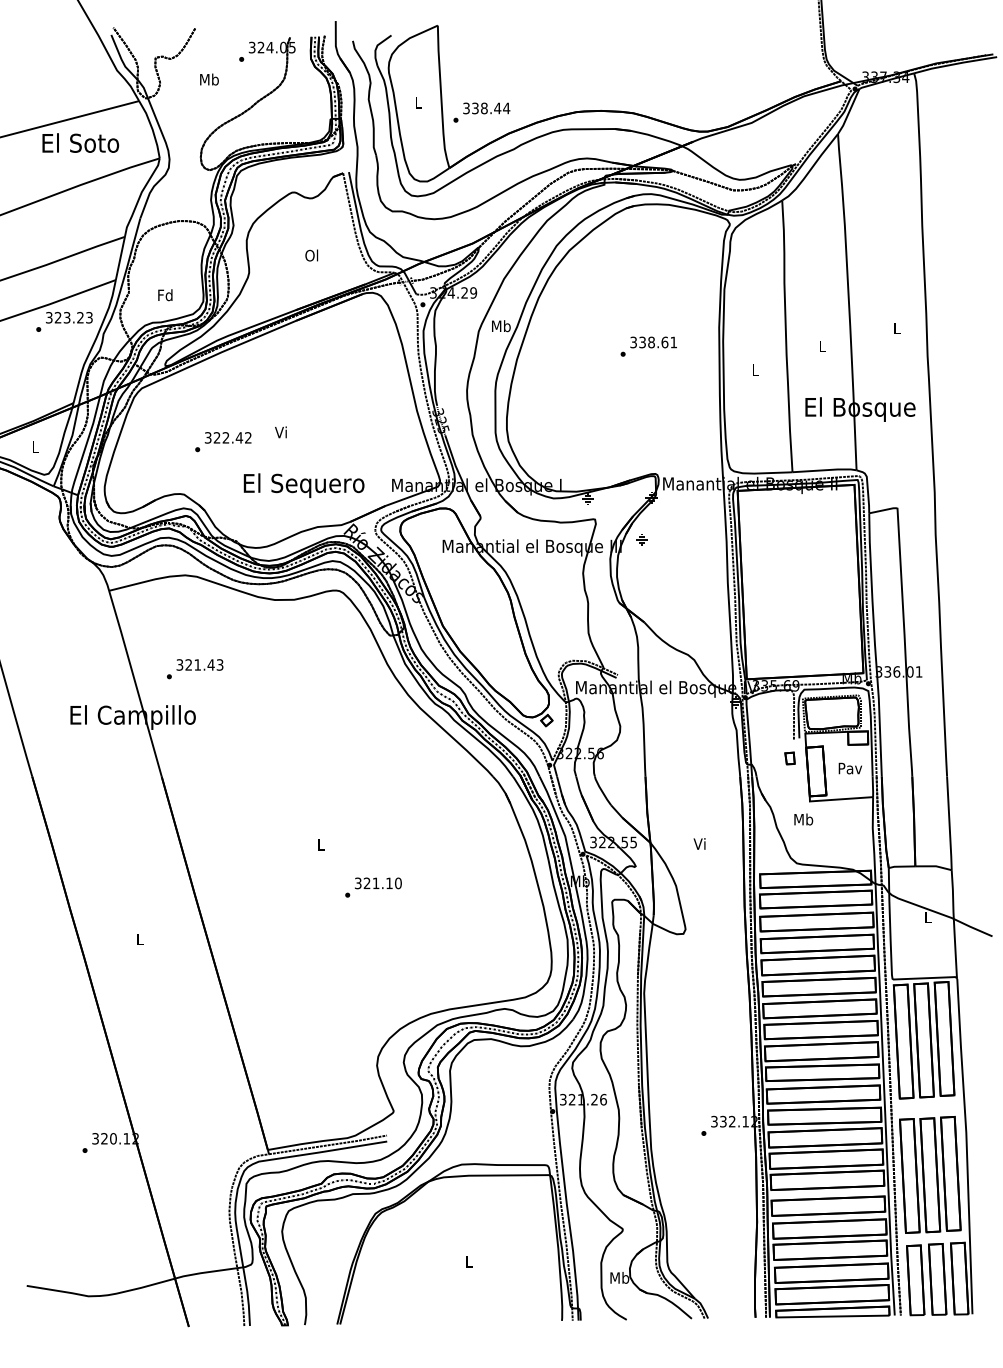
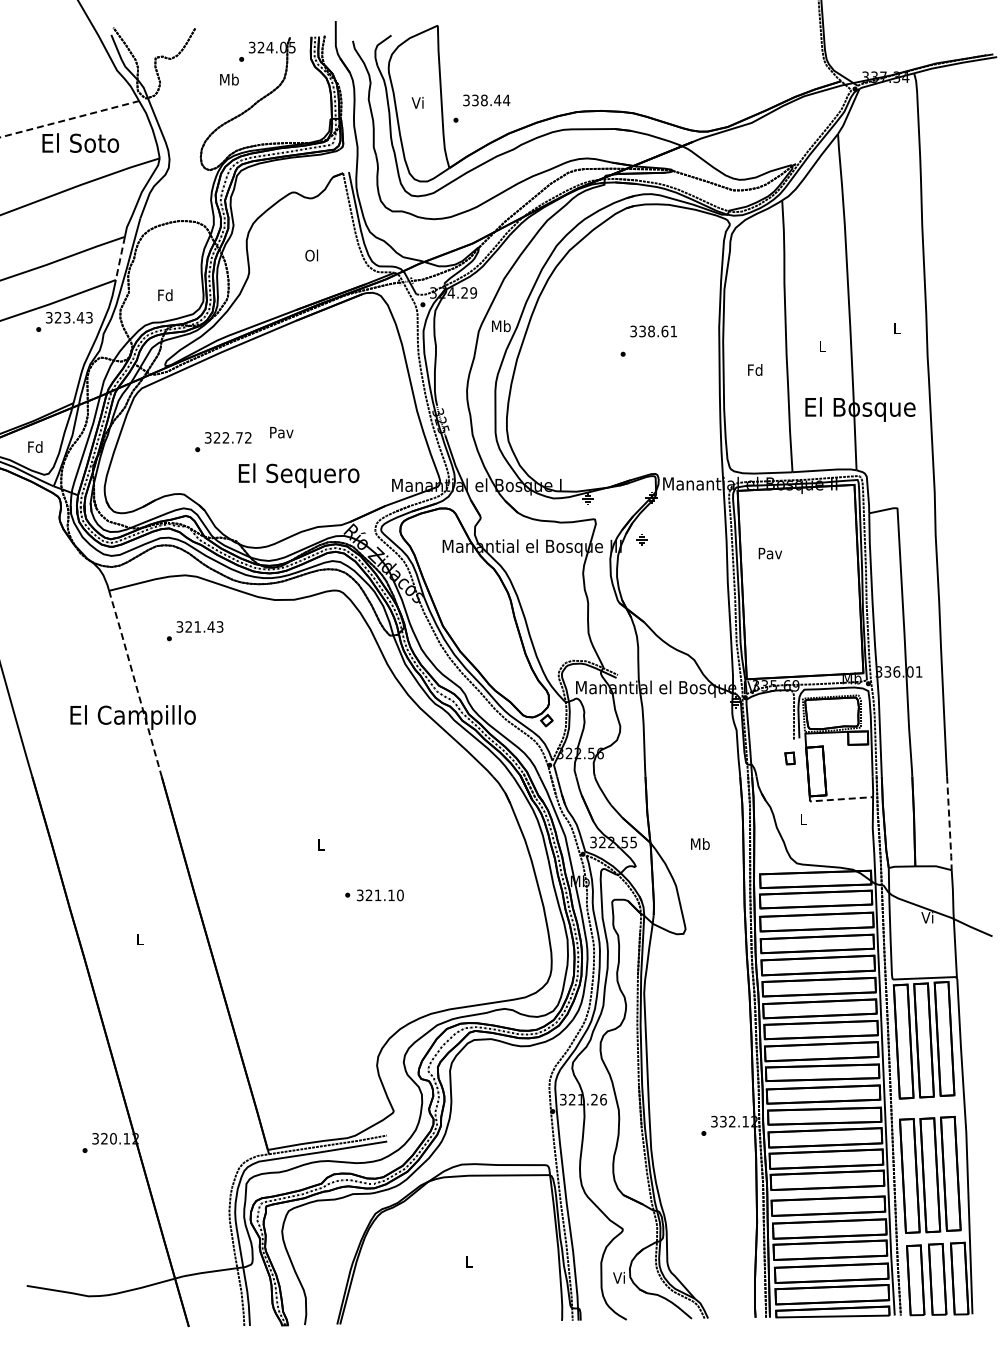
text position: (209, 79) -> (229, 79) (229, 79)
text: L -> Vi (417, 102)
text position: (486, 108) -> (486, 100) (486, 100)
line: solid -> dashed (69, 119)
line: solid -> dashed (120, 258)
text: 323.23 -> 323.43 (80, 317)
text position: (653, 342) -> (653, 331) (653, 331)
text: L -> Fd (755, 369)
text: Vi -> Pav (281, 432)
text: 322.42 -> 322.72 (239, 437)
text: L -> Fd (35, 446)
text position: (303, 485) -> (298, 475) (298, 475)
text position: (195, 669) -> (195, 631) (195, 631)
line: solid -> dashed (135, 683)
text position: (849, 768) -> (769, 553) (769, 553)
line: solid -> dashed (838, 799)
text: Mb -> L (803, 819)
line: solid -> dashed (949, 824)
text: Vi -> Mb (700, 843)
text position: (378, 883) -> (380, 895) (380, 895)
text: L -> Vi (927, 917)
text: Mb -> Vi (619, 1277)
